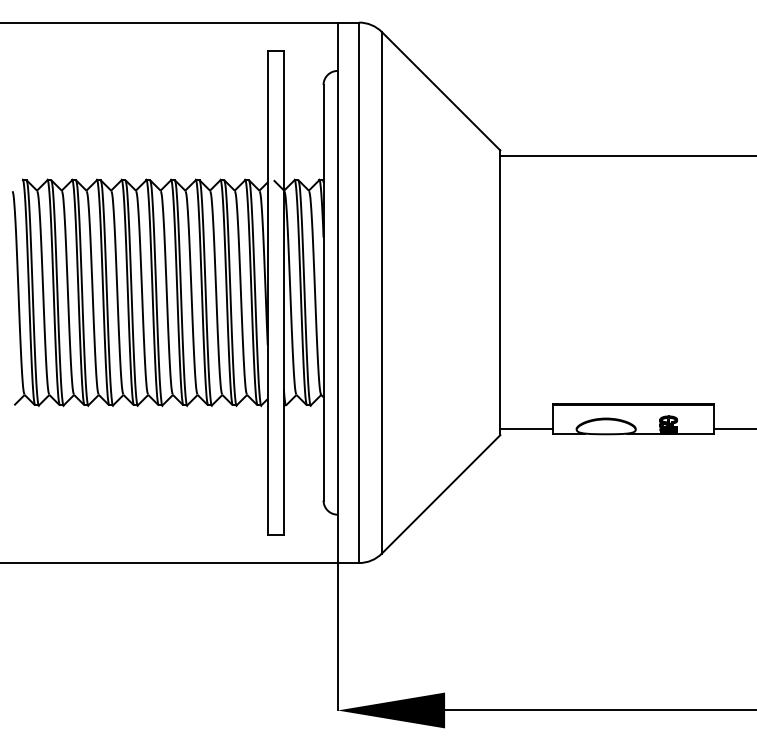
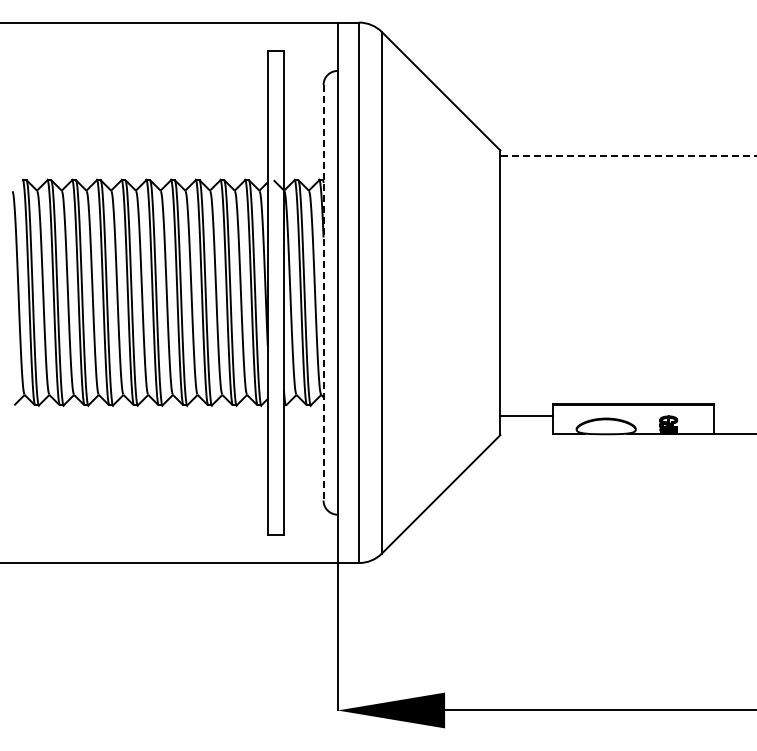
line: solid -> dashed (628, 156)
line: solid -> dashed (323, 292)
line position: (526, 429) -> (526, 416) (526, 416)
line position: (733, 429) -> (733, 434) (733, 434)
